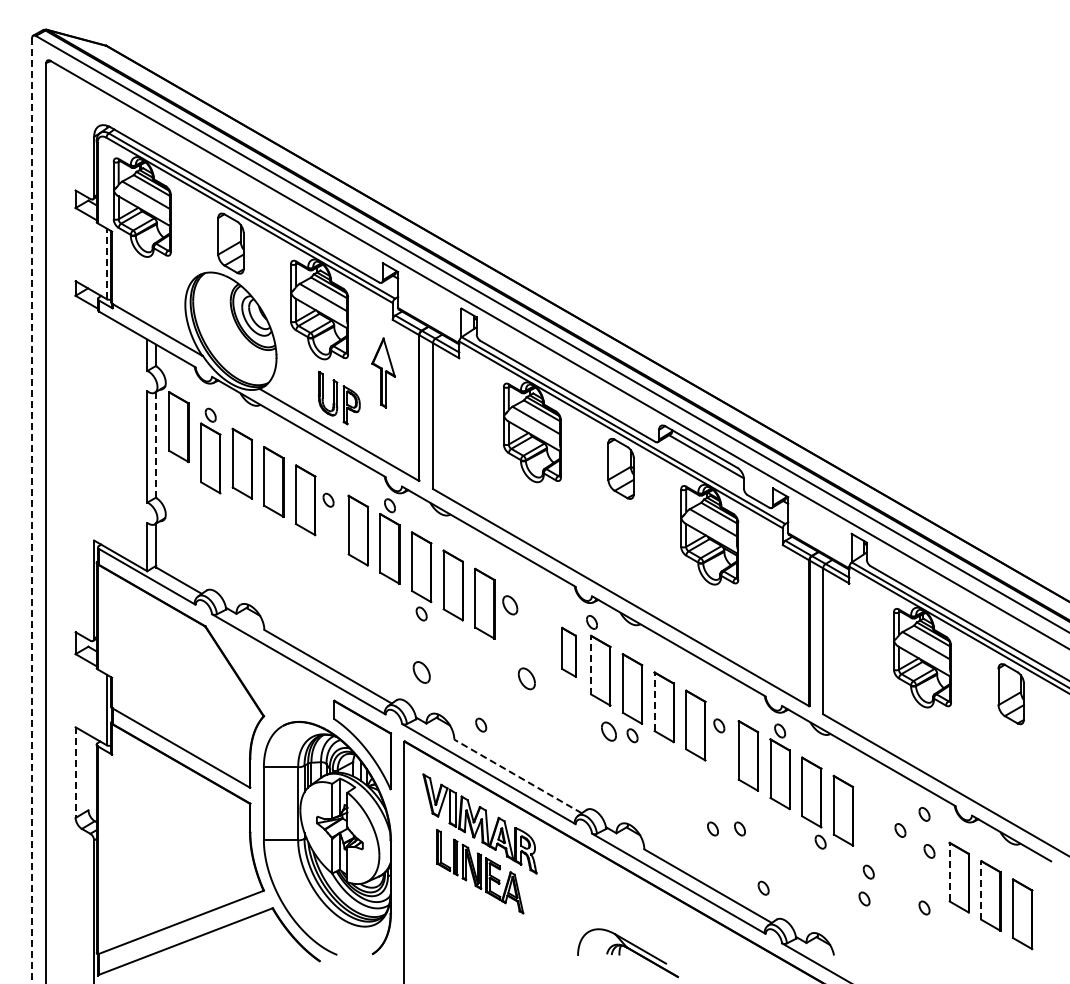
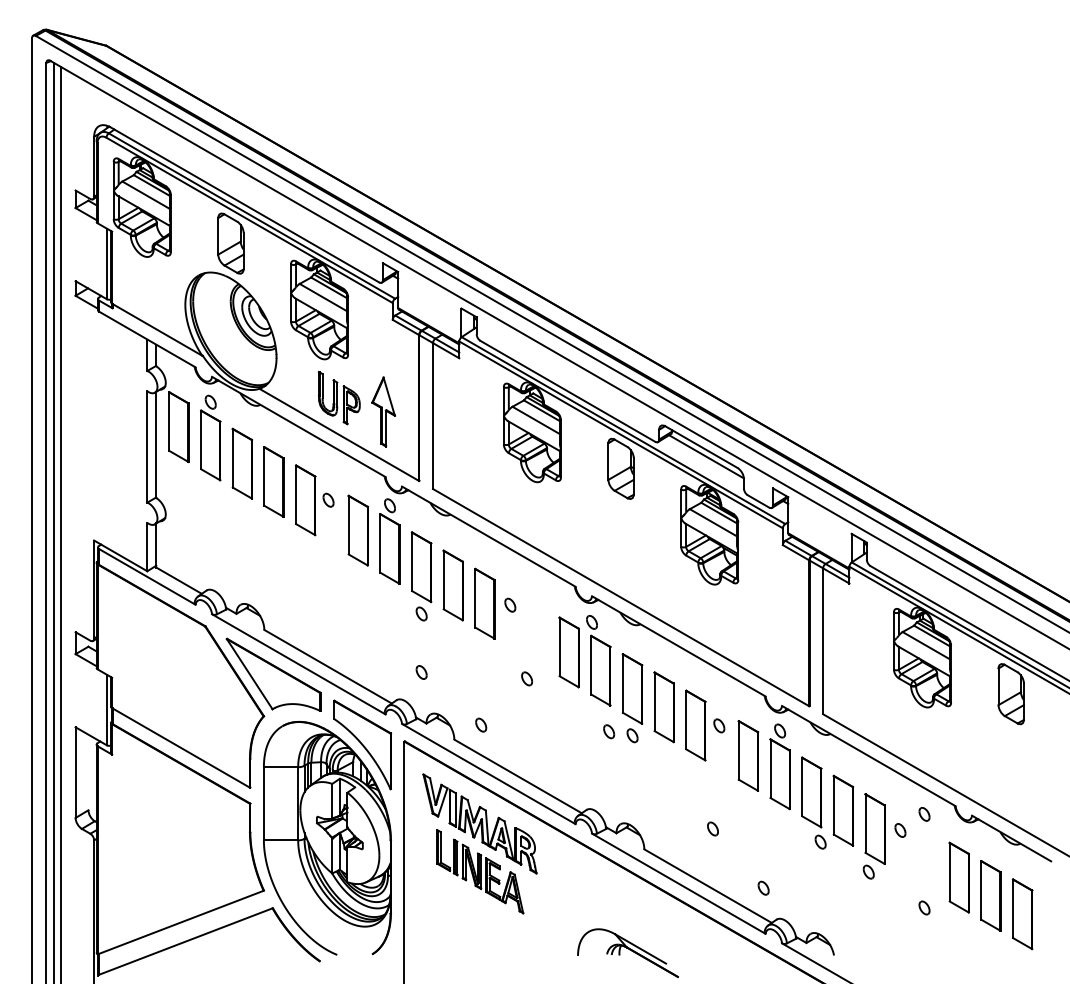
line: dashed -> solid (106, 263)
part position: (383, 372) -> (383, 411) (383, 411)
line: dashed -> solid (156, 444)
part position: (210, 450) -> (210, 437) (210, 437)
line: dashed -> solid (32, 510)
line: none -> present (53, 521)
line: none -> present (60, 523)
part size: 17x21 px -> 13x16 px (510, 604)
part size: 16x52 px -> 22x73 px (568, 652)
line: dashed -> solid (591, 664)
part size: 19x23 px -> 13x15 px (421, 672)
part: none -> present (273, 674)
part size: 19x24 px -> 13x16 px (527, 678)
line: dashed -> solid (654, 701)
part size: 16x21 px -> 13x16 px (609, 731)
line: dashed -> solid (75, 773)
line: dashed -> solid (518, 776)
part: present -> none (739, 828)
part: none -> present (874, 828)
part: present -> none (929, 851)
line: dashed -> solid (949, 871)
line: dashed -> solid (981, 890)
part: present -> none (864, 898)
